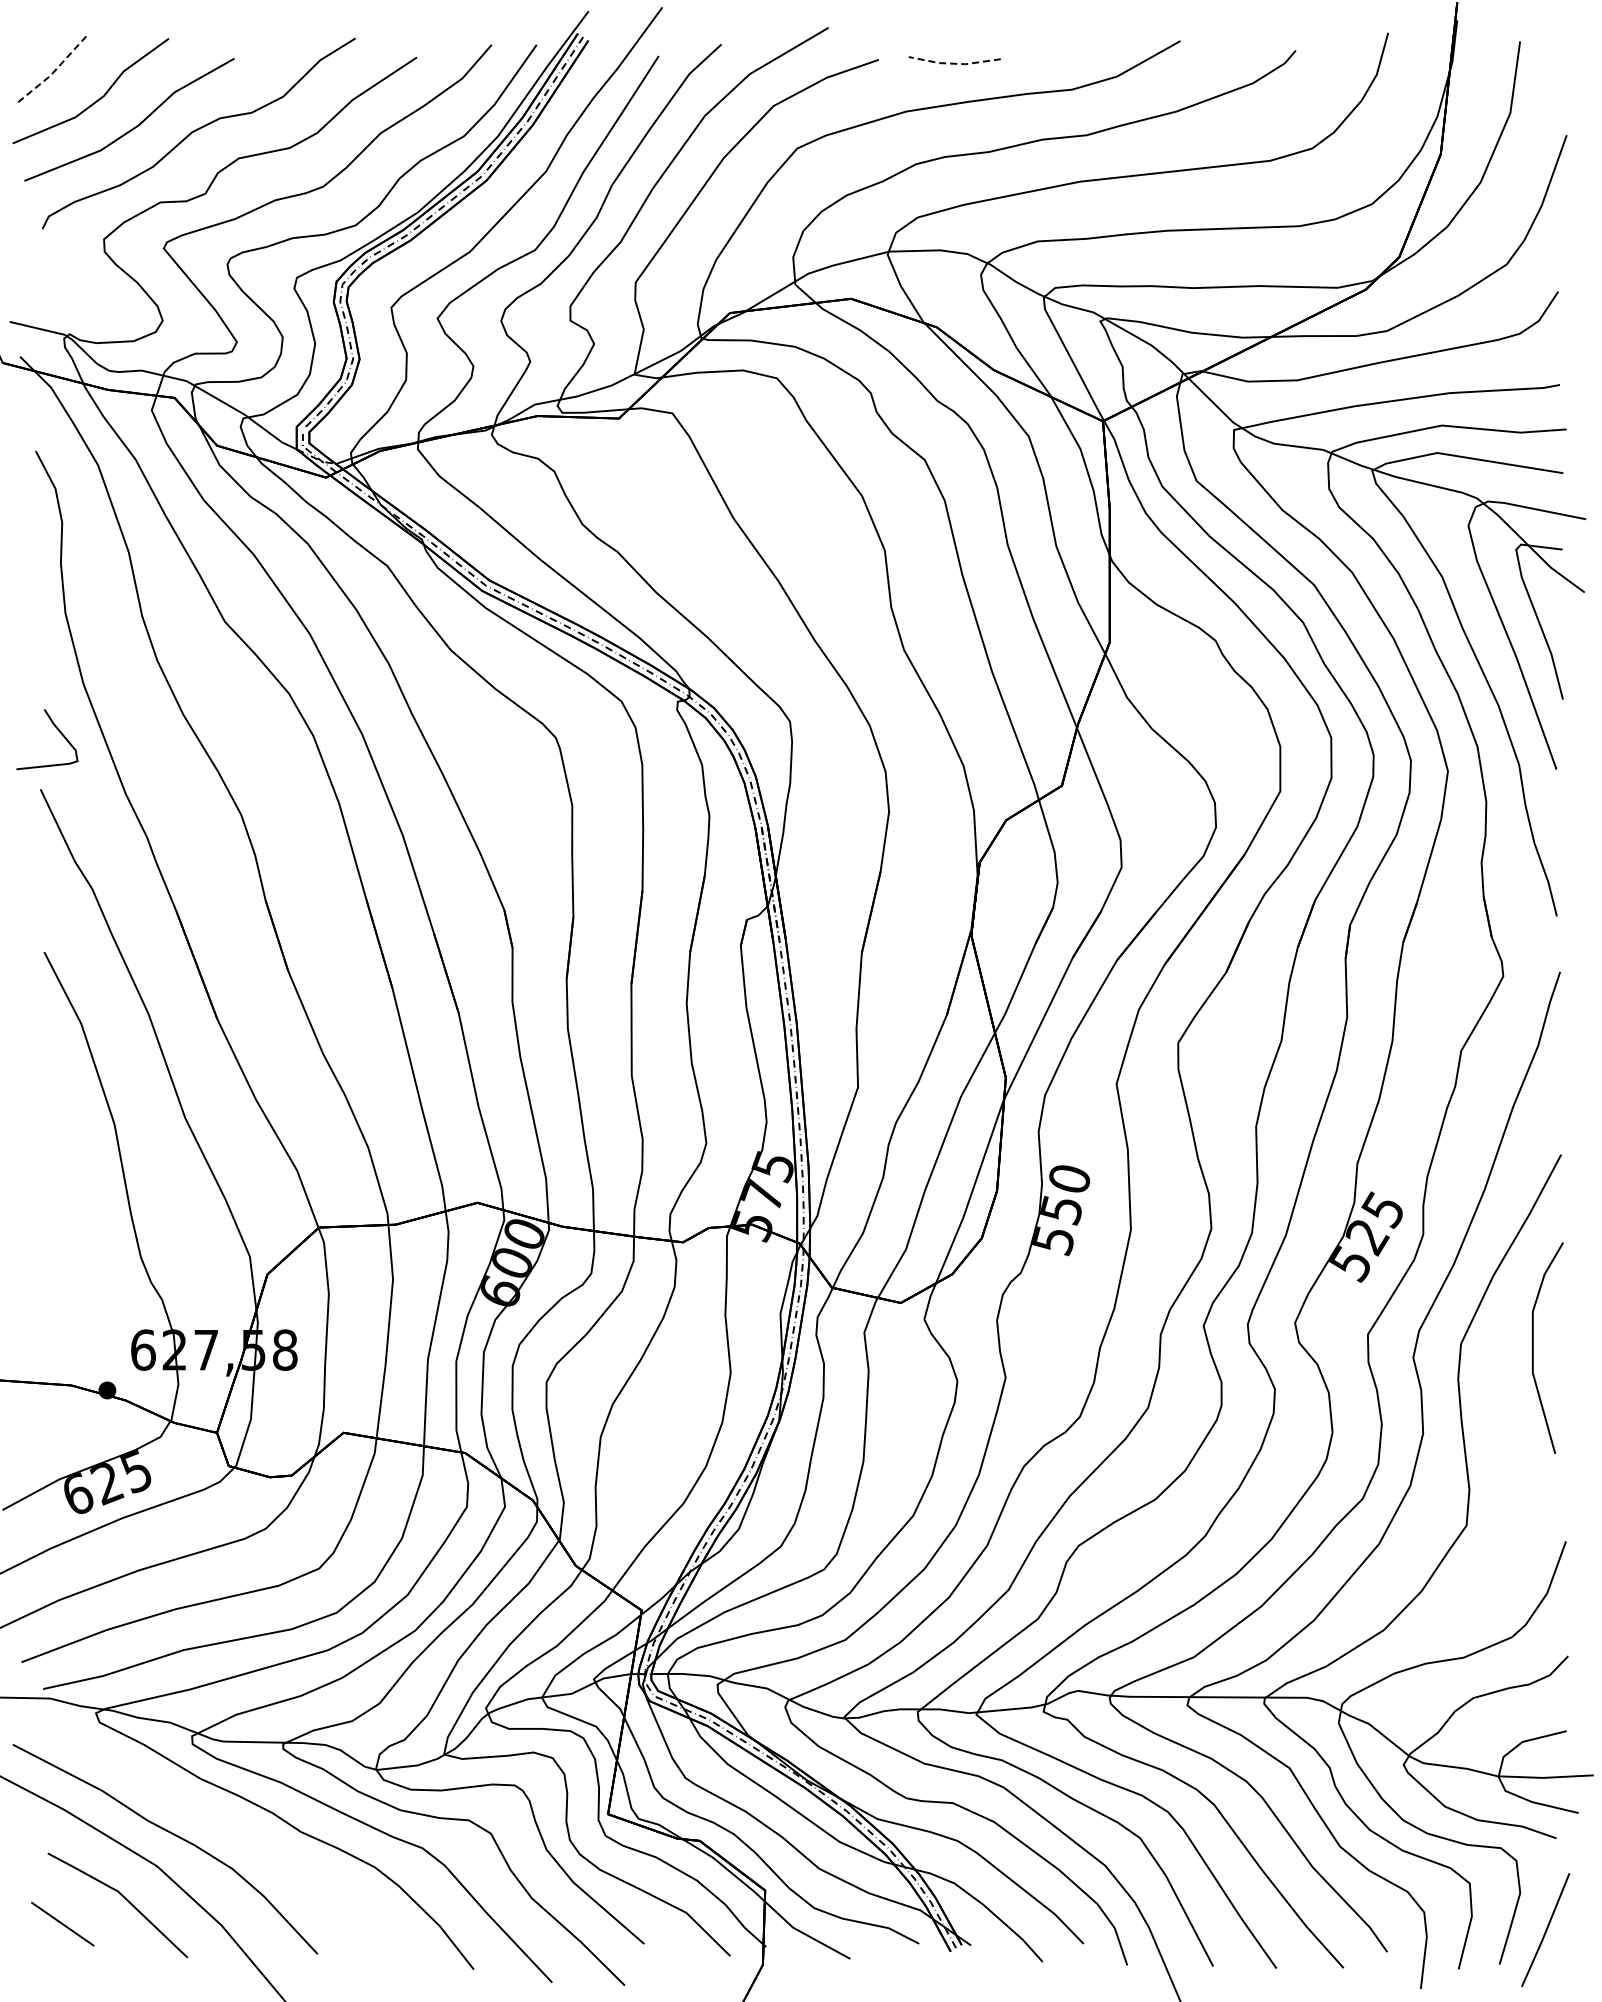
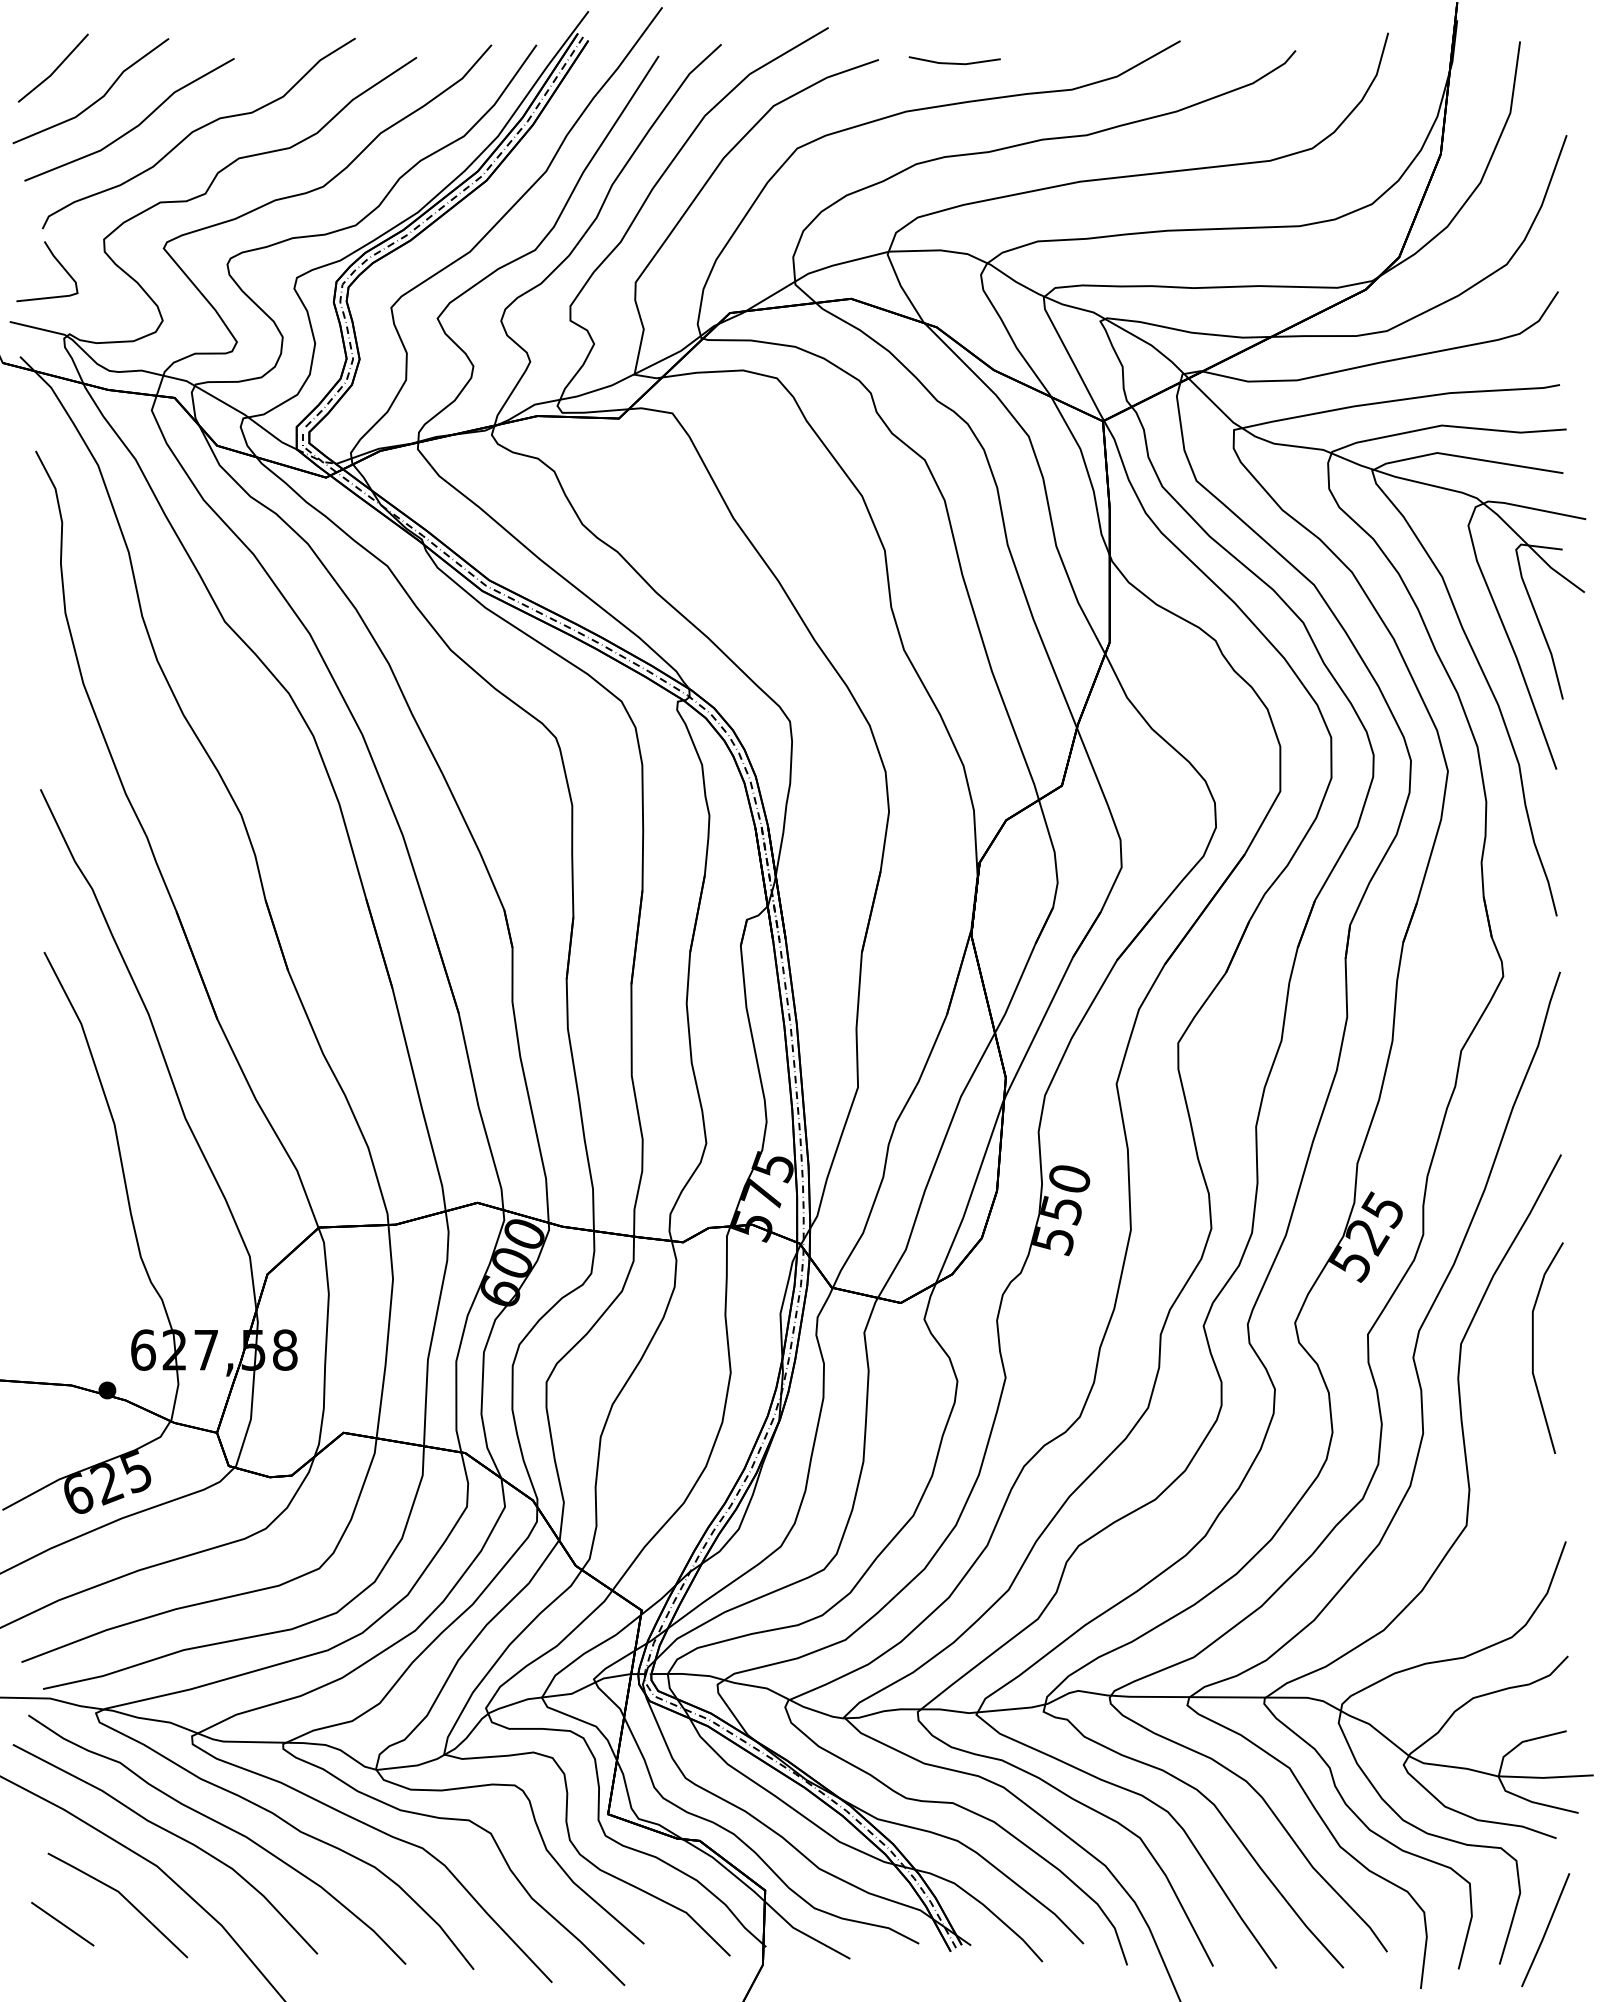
line: dashed -> solid (954, 63)
line: dashed -> solid (55, 70)
curve position: (57, 730) -> (57, 262) (57, 262)
curve: none -> present (223, 1826)
